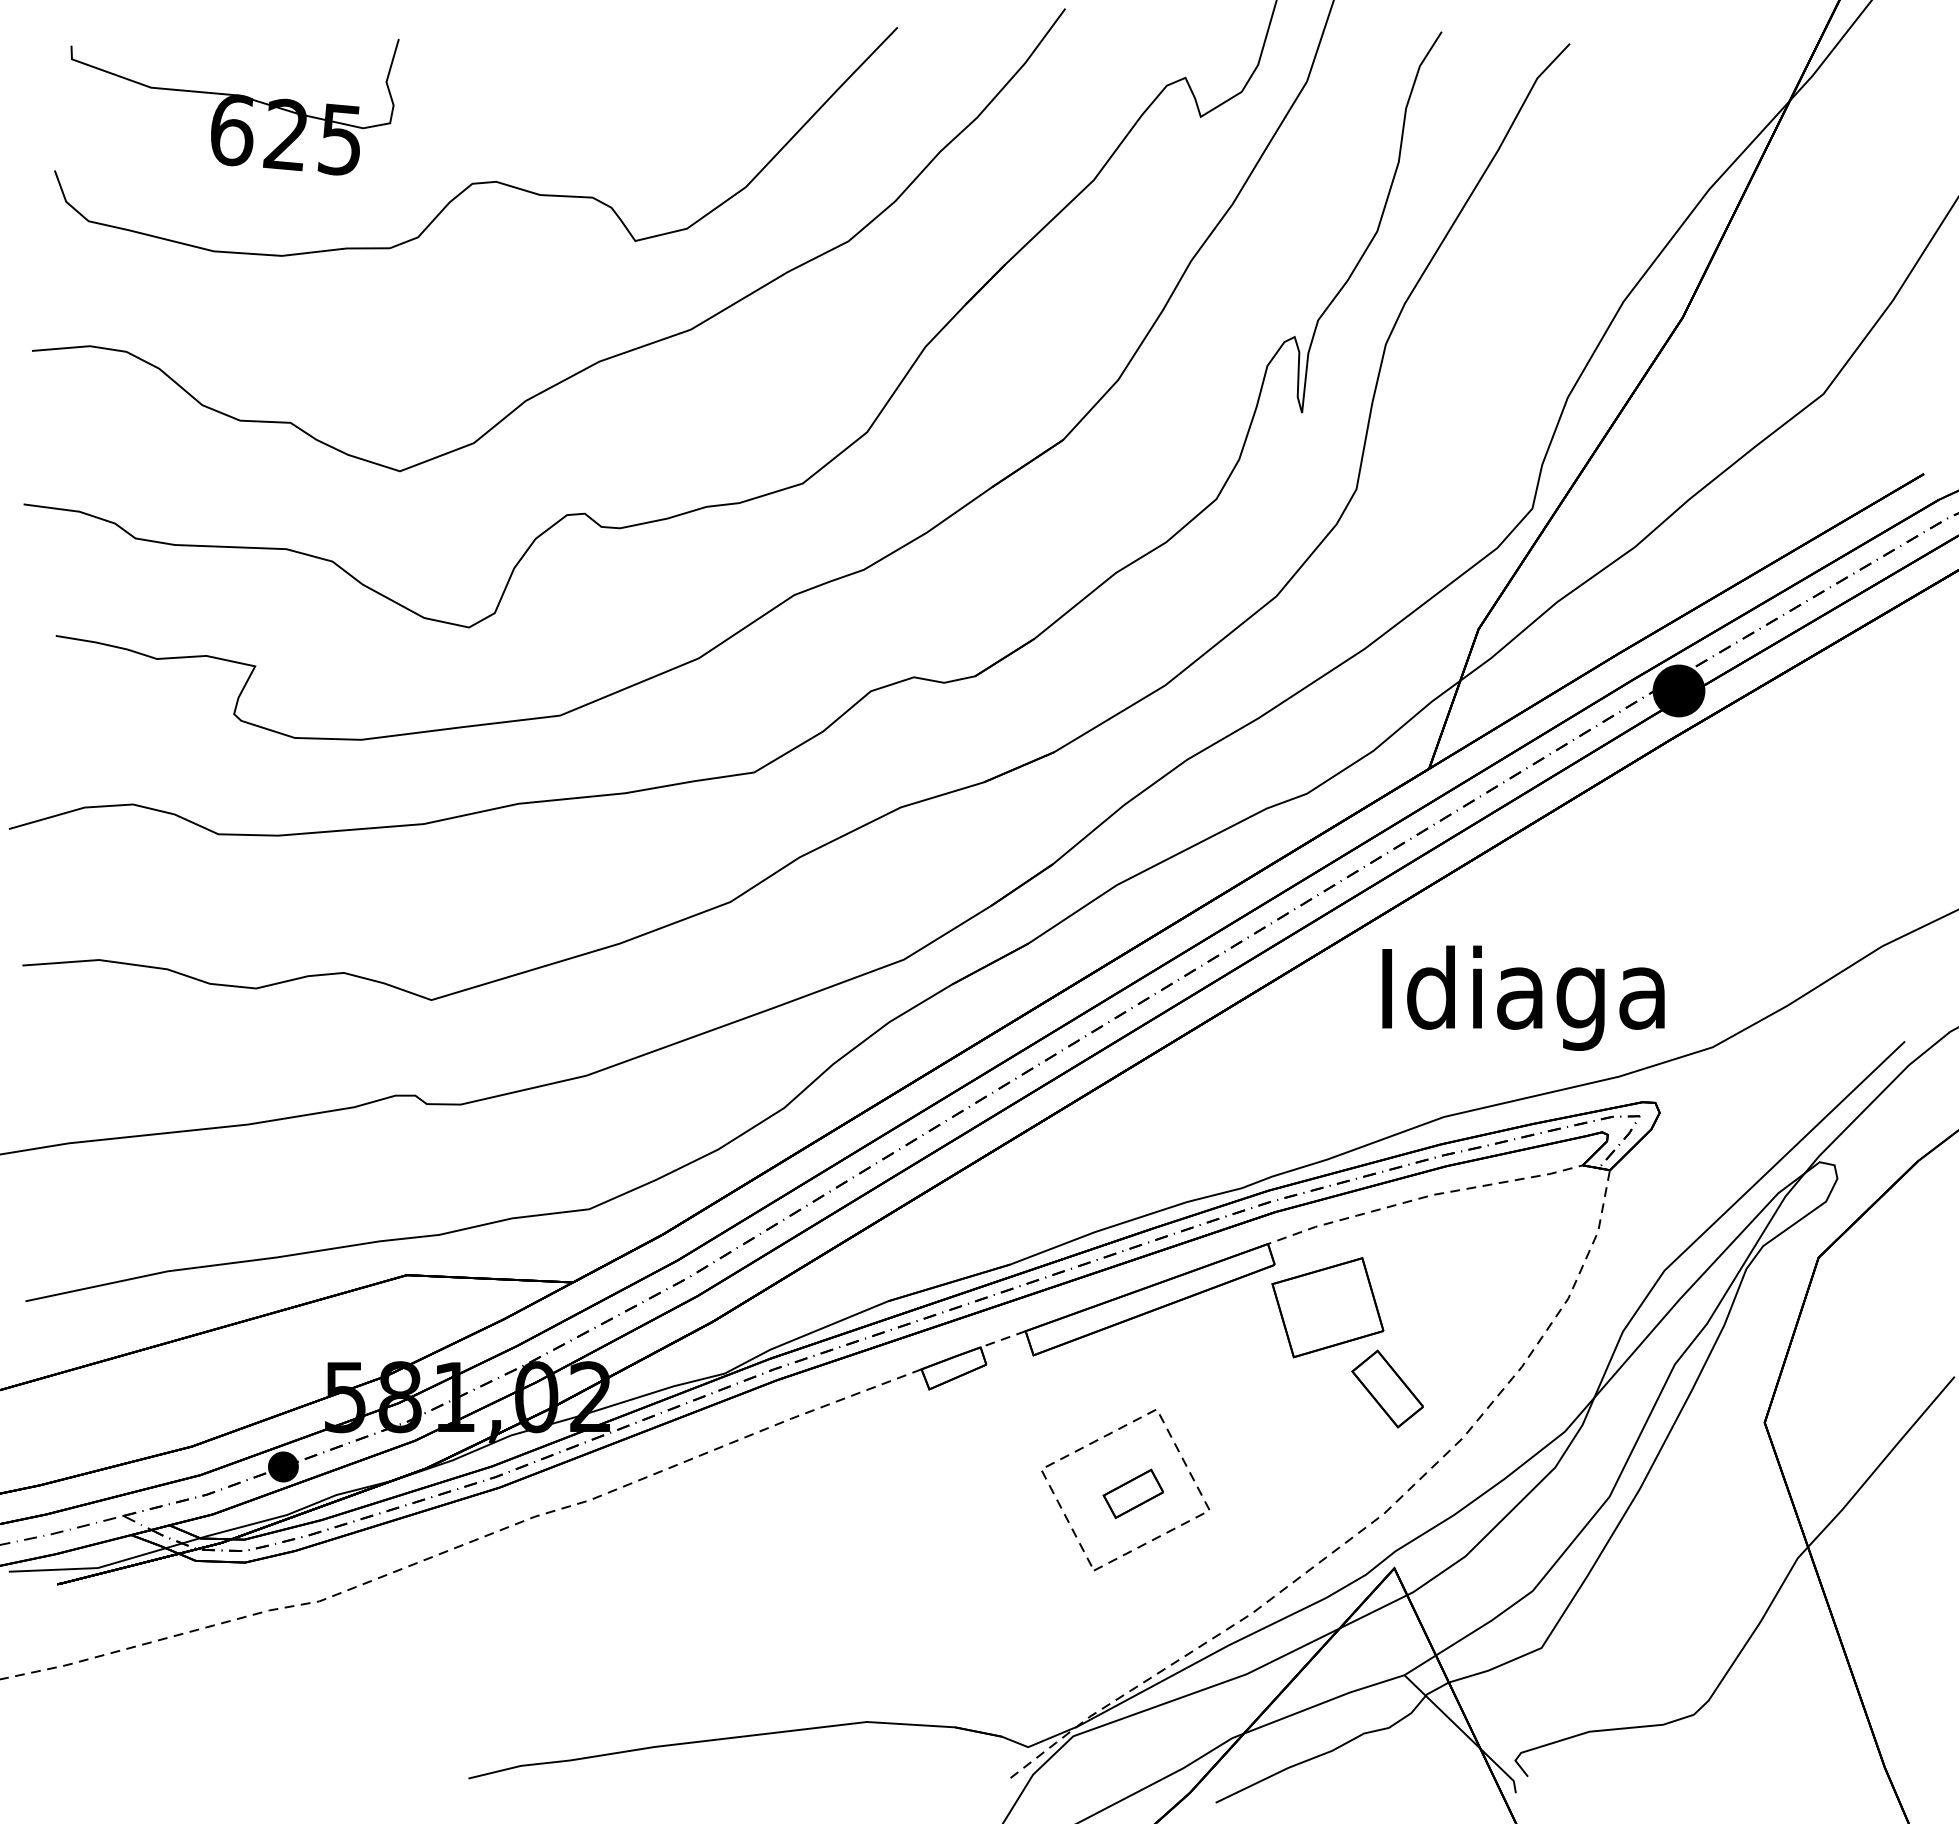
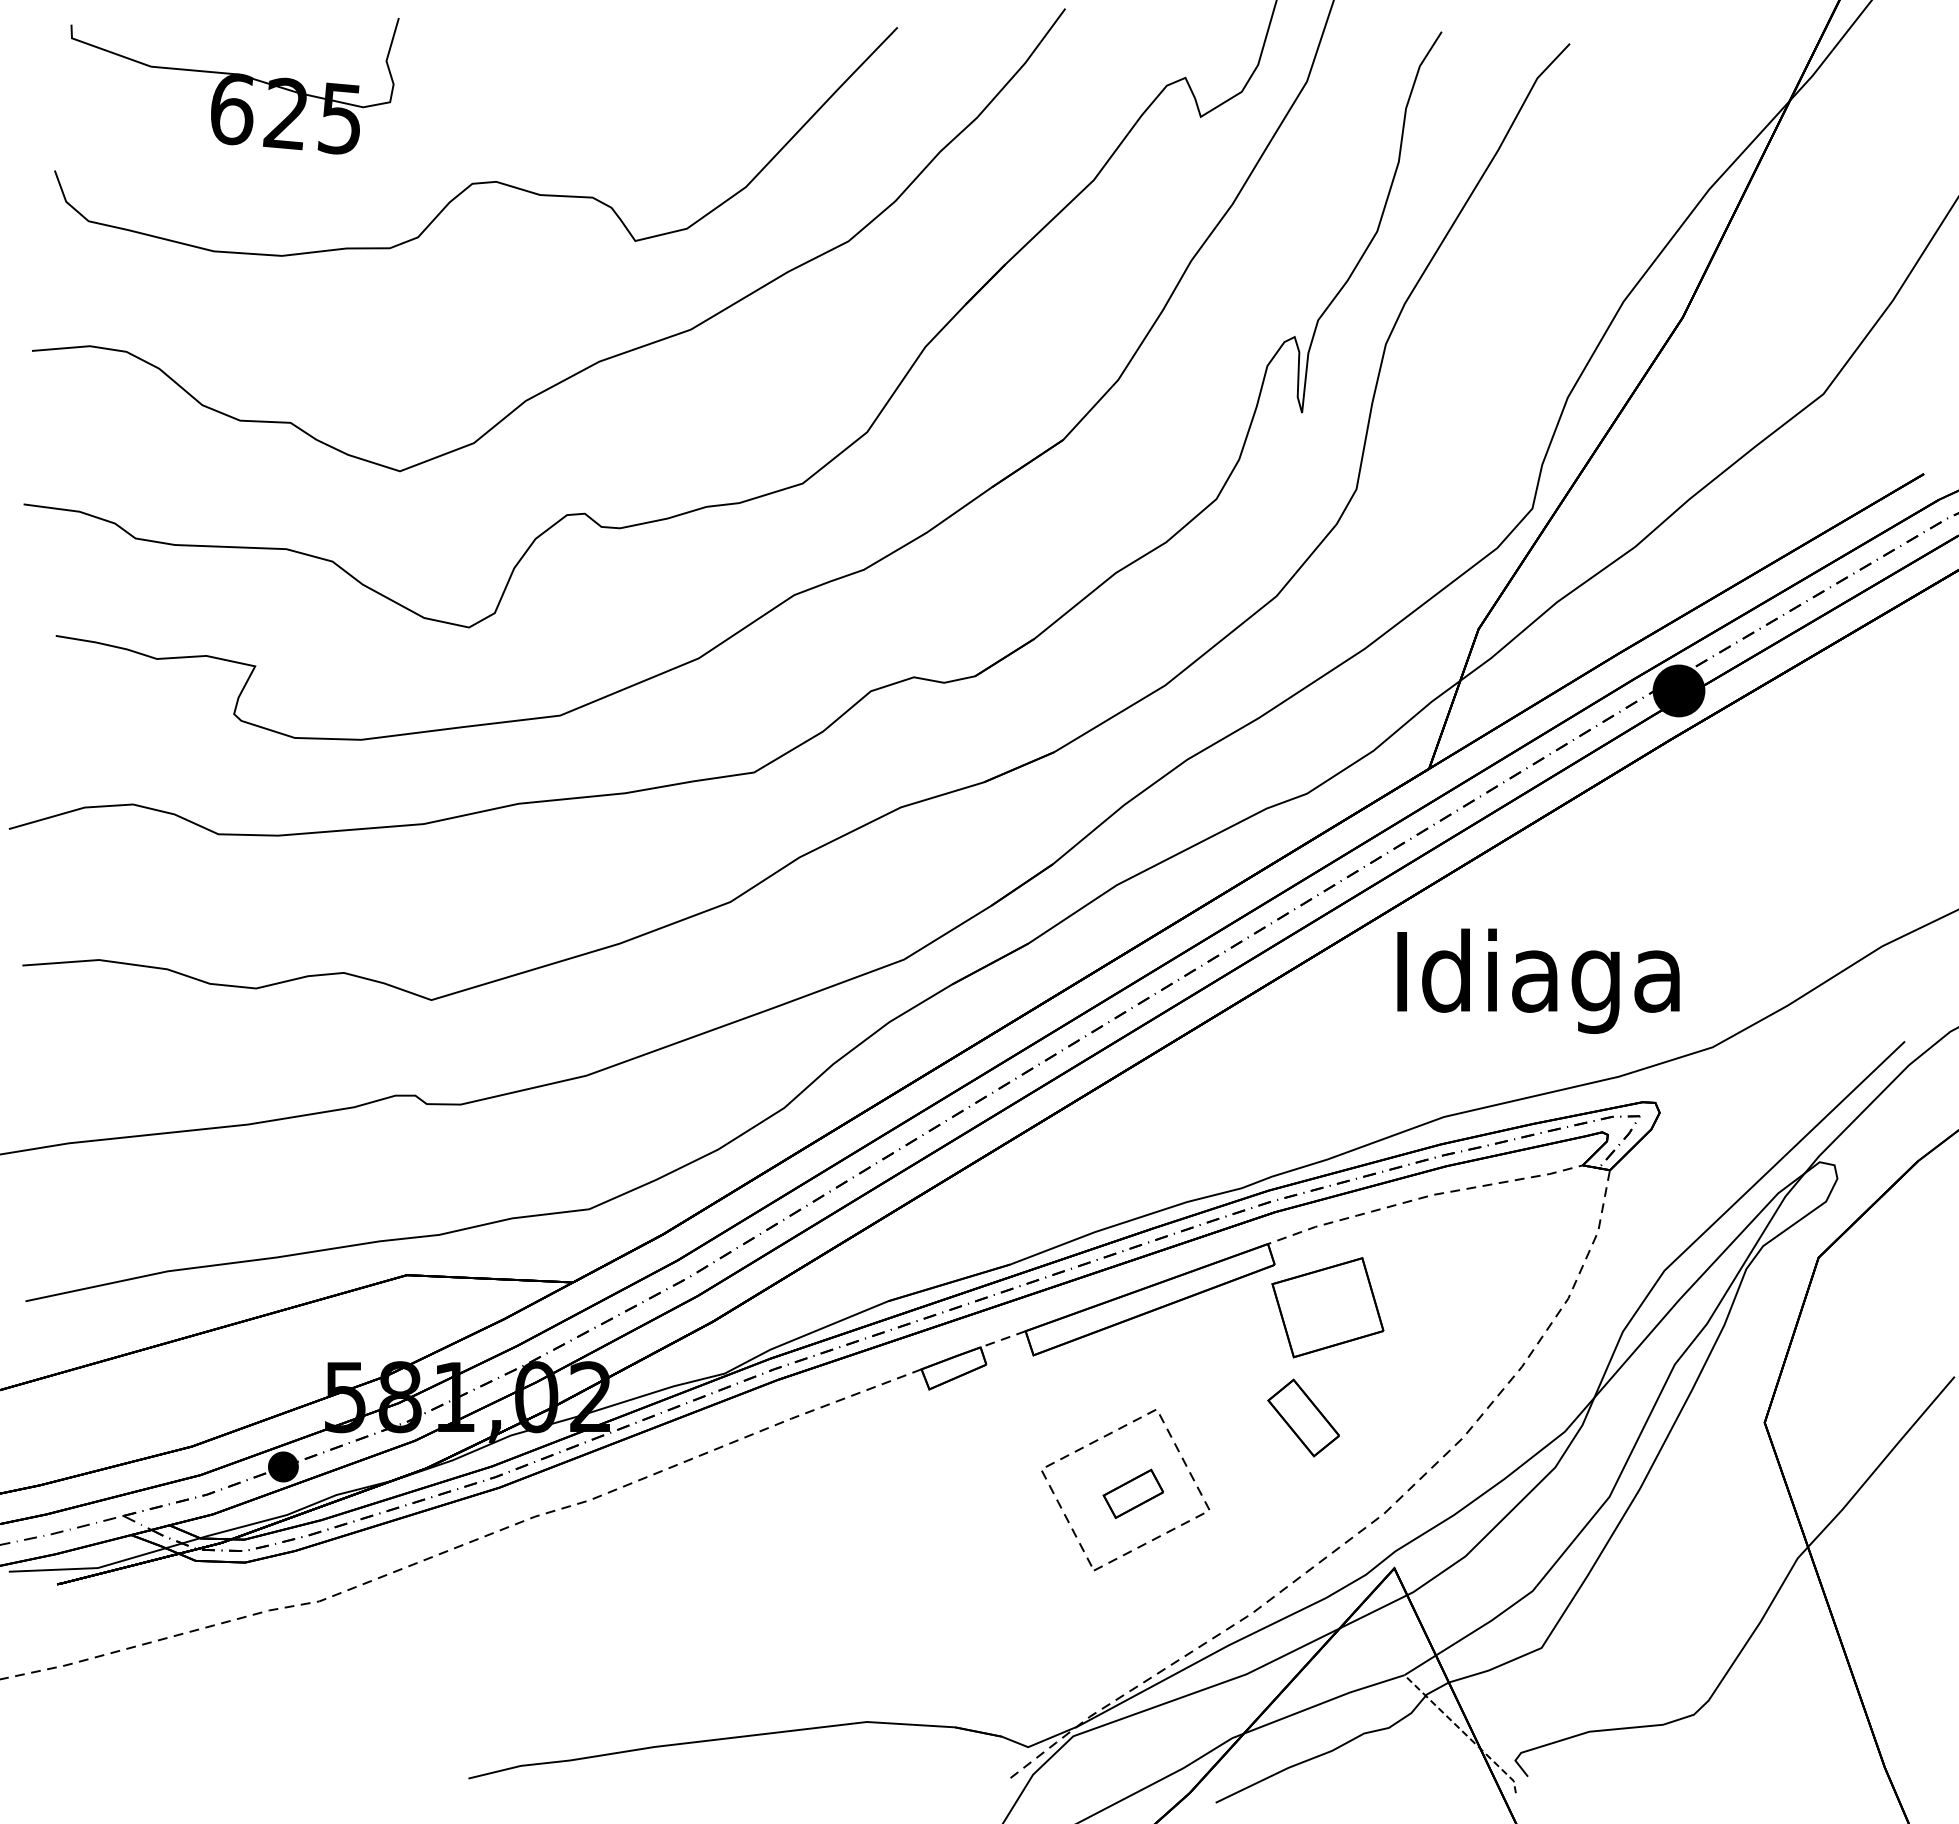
part position: (234, 107) -> (234, 86) (234, 86)
text position: (1523, 997) -> (1538, 980) (1538, 980)
part position: (1387, 1388) -> (1303, 1417) (1303, 1417)
line: solid -> dashed (1463, 1732)
